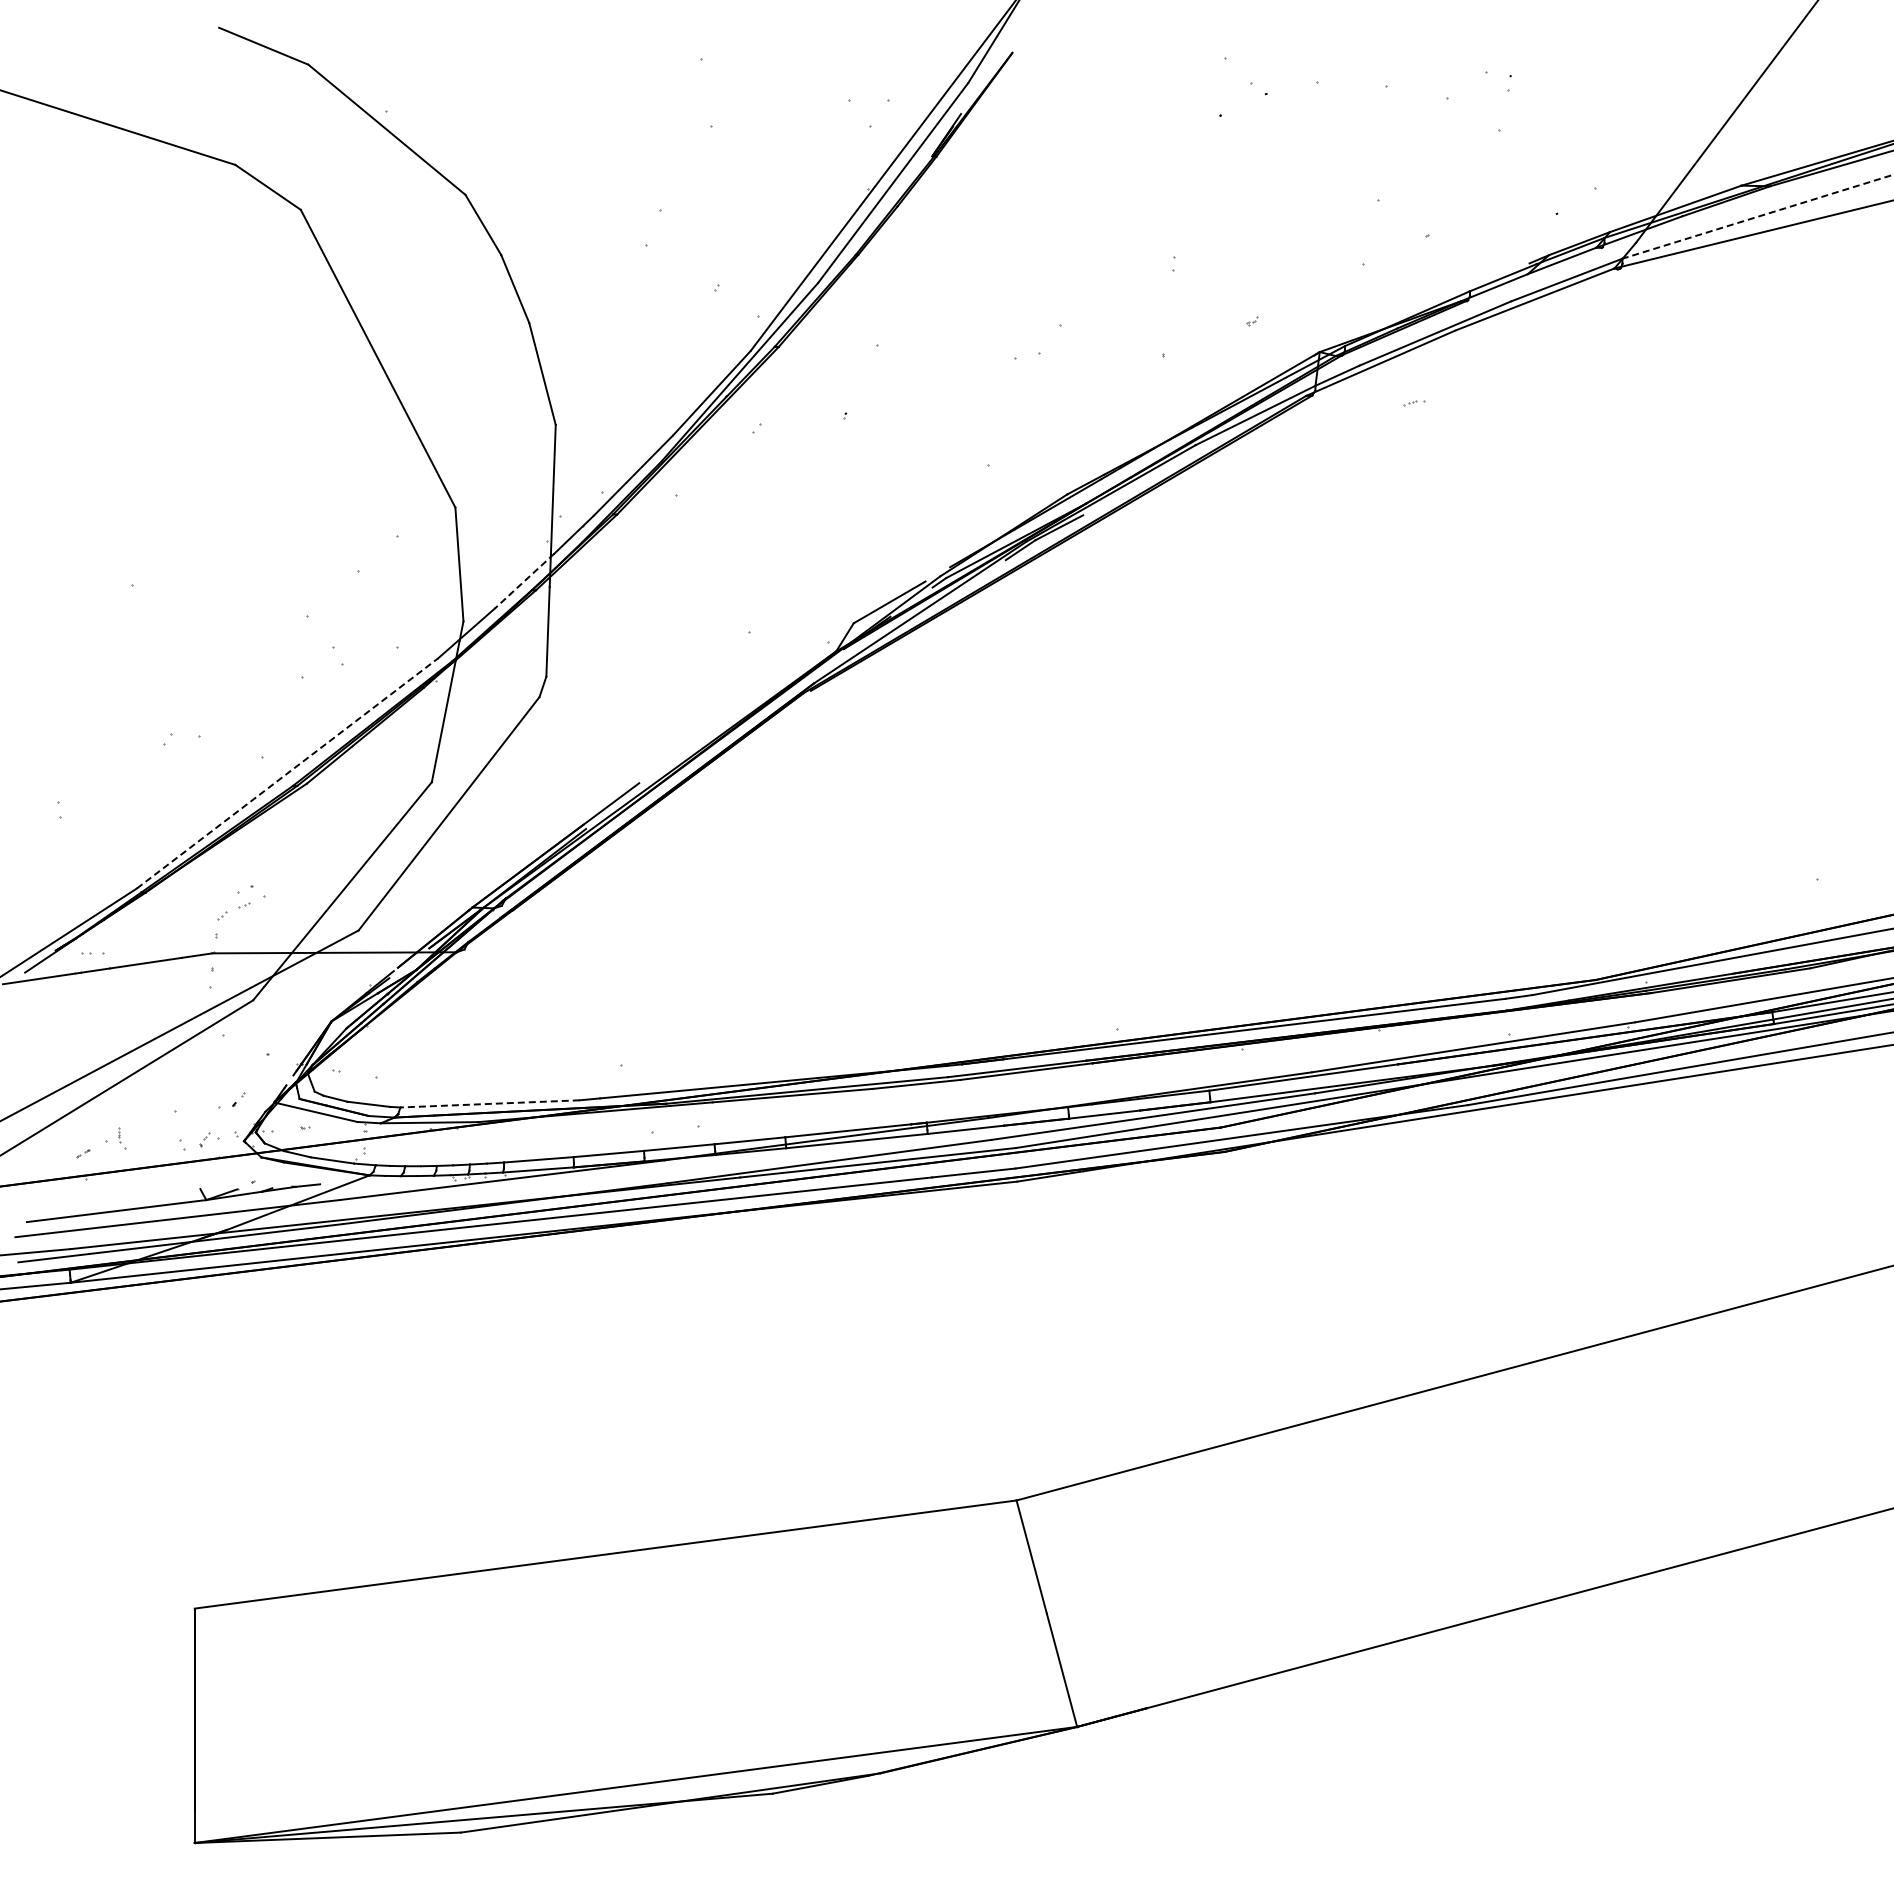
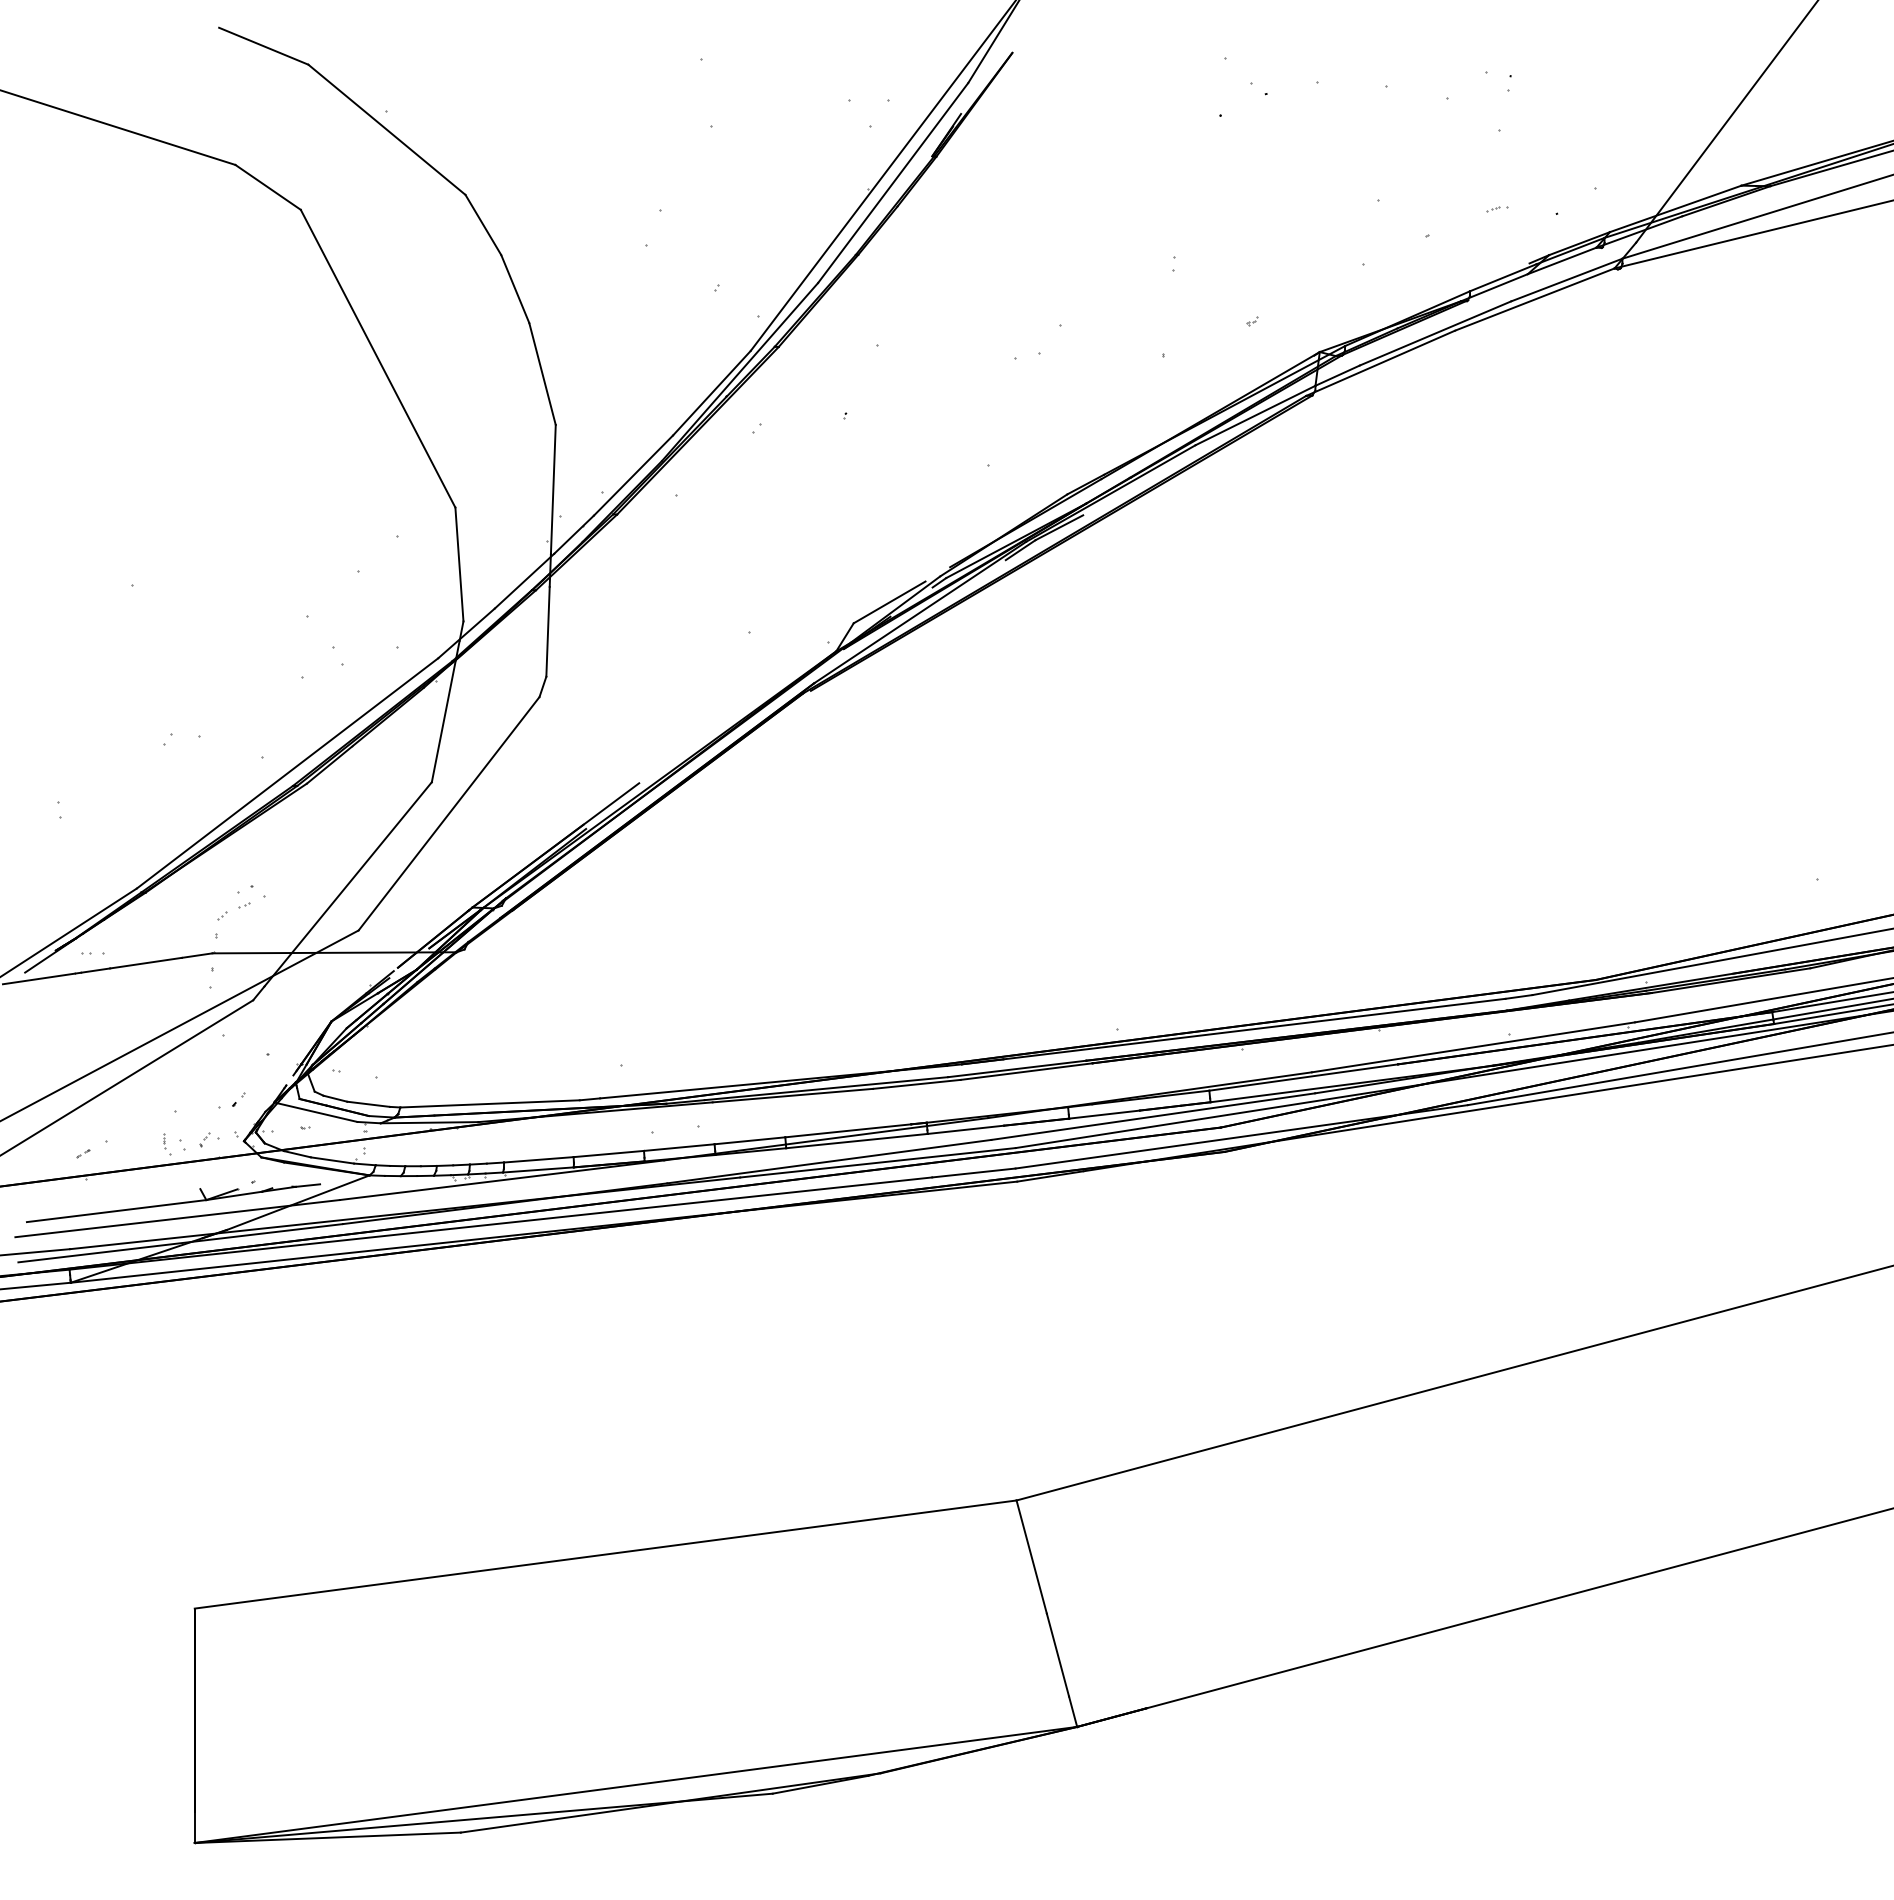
line: dashed -> solid (1757, 216)
part position: (1414, 403) -> (1497, 209) (1497, 209)
line: dashed -> solid (524, 581)
line: dashed -> solid (287, 773)
line: dashed -> solid (490, 1103)
part position: (122, 1138) -> (167, 1144) (167, 1144)
